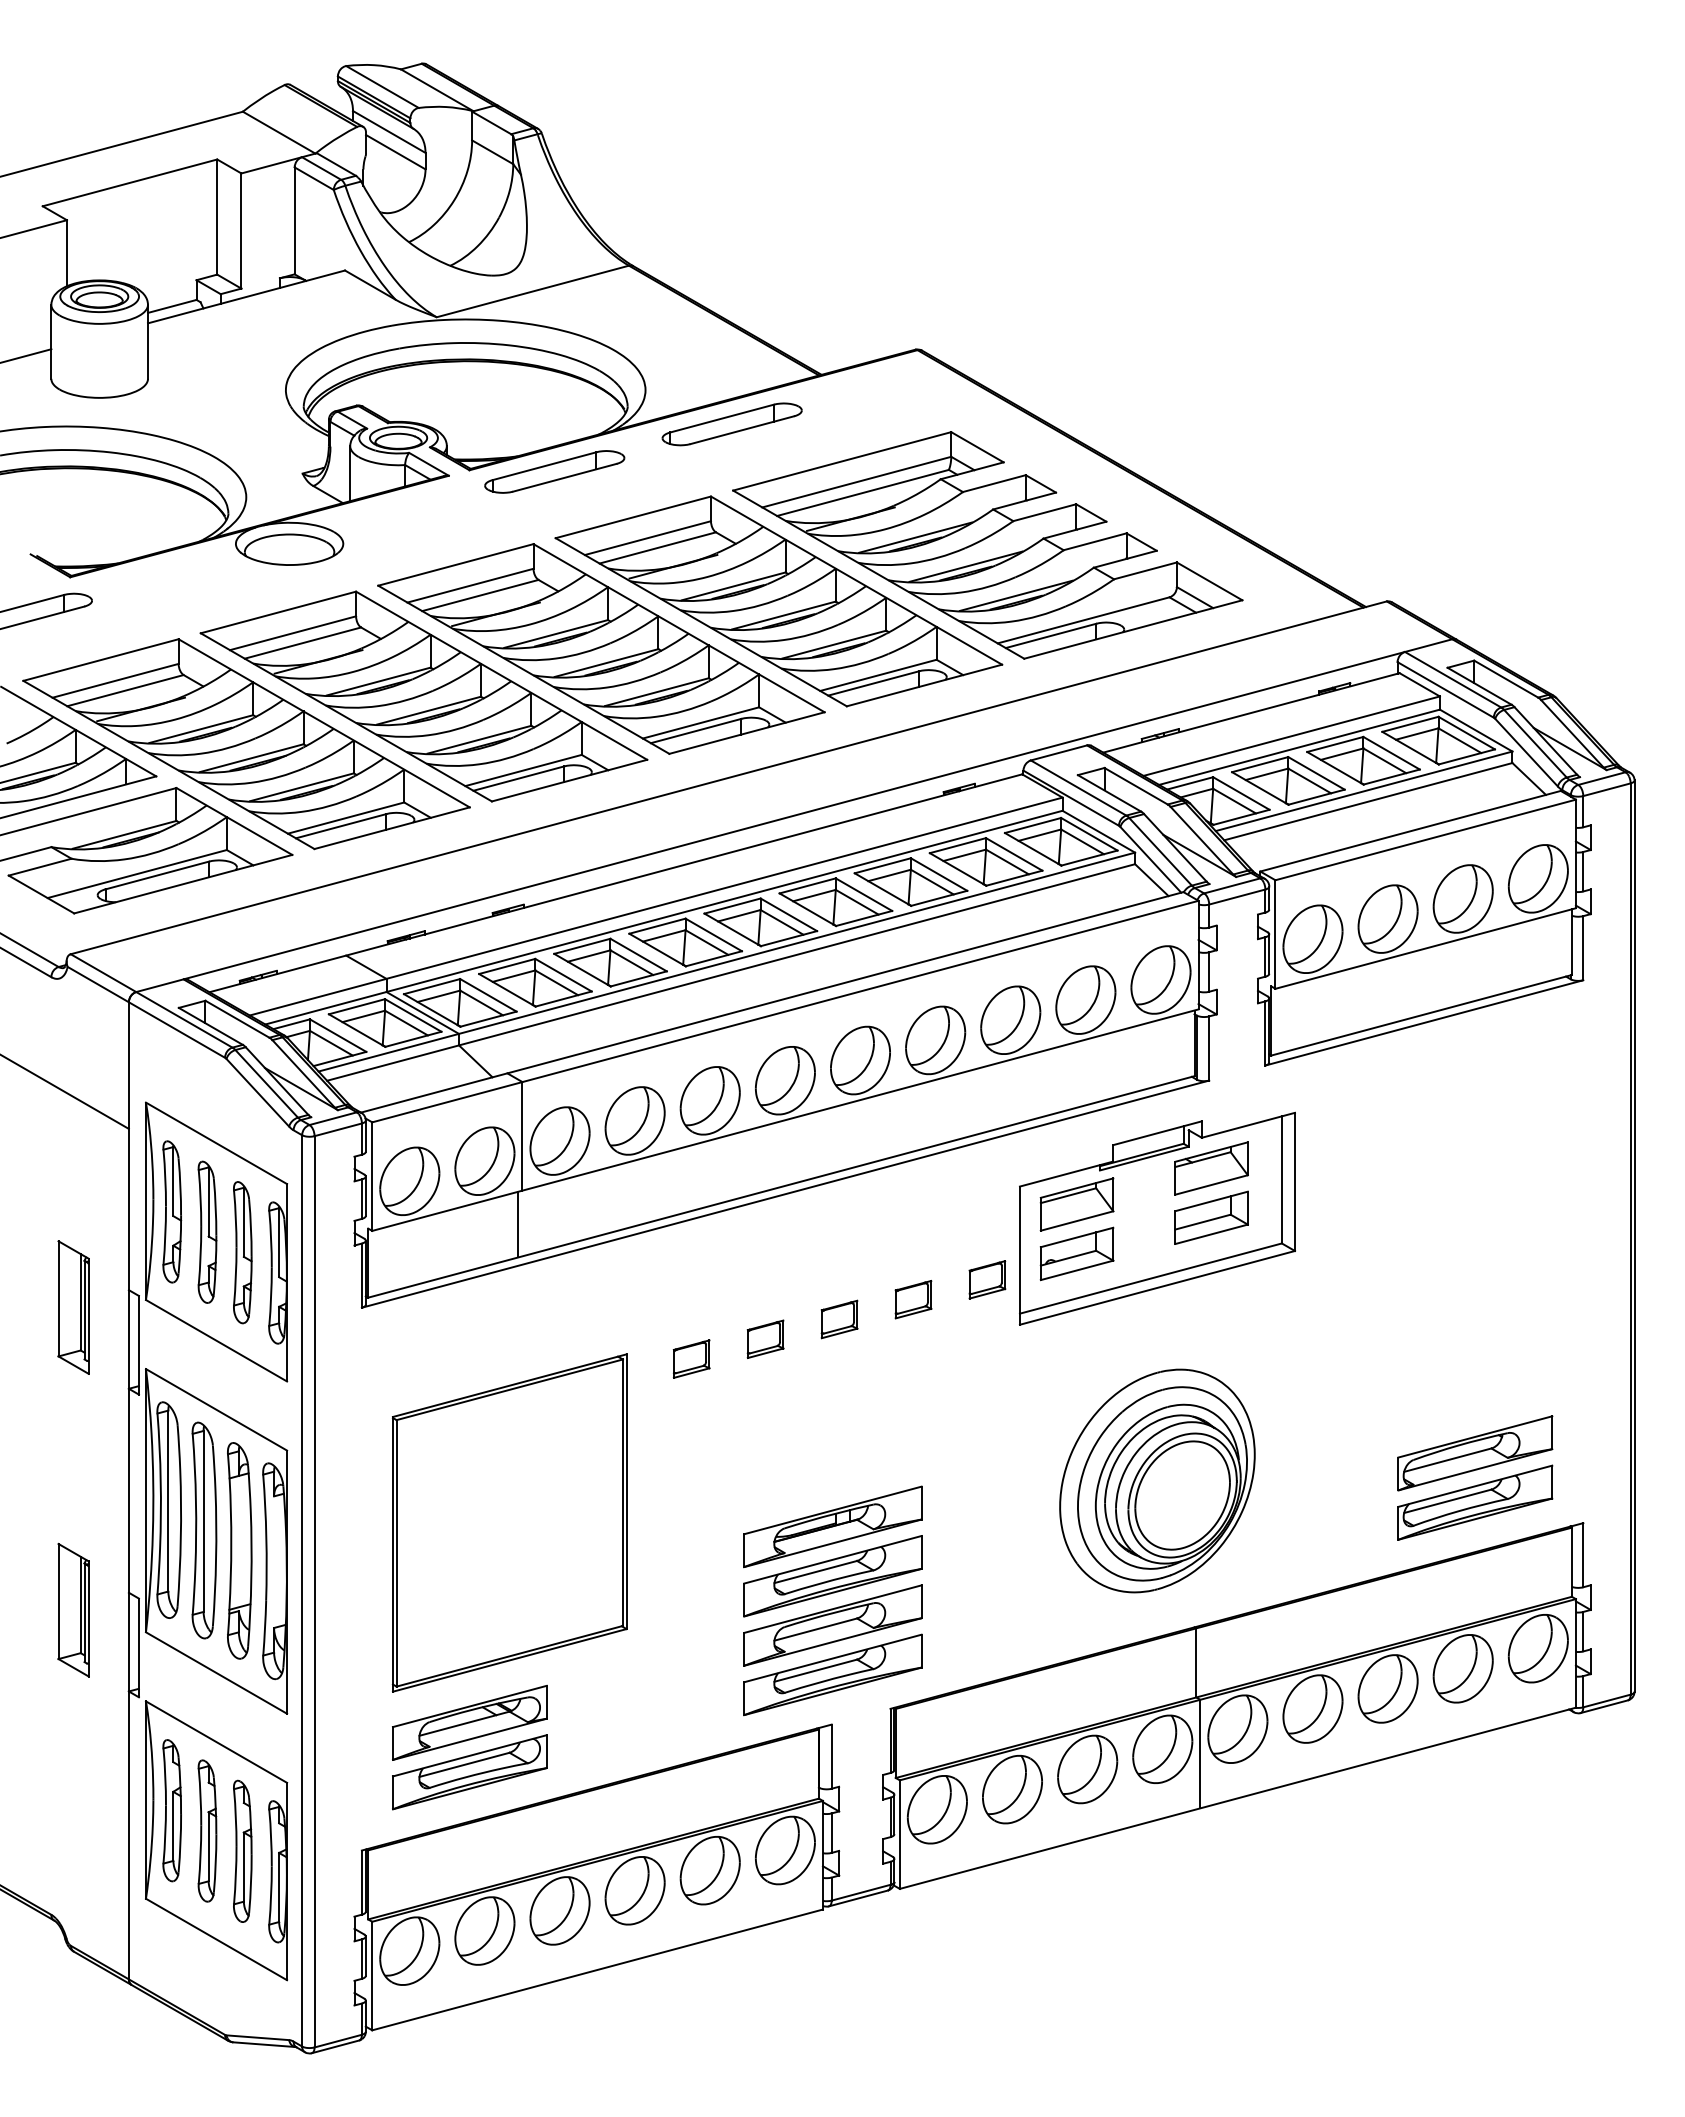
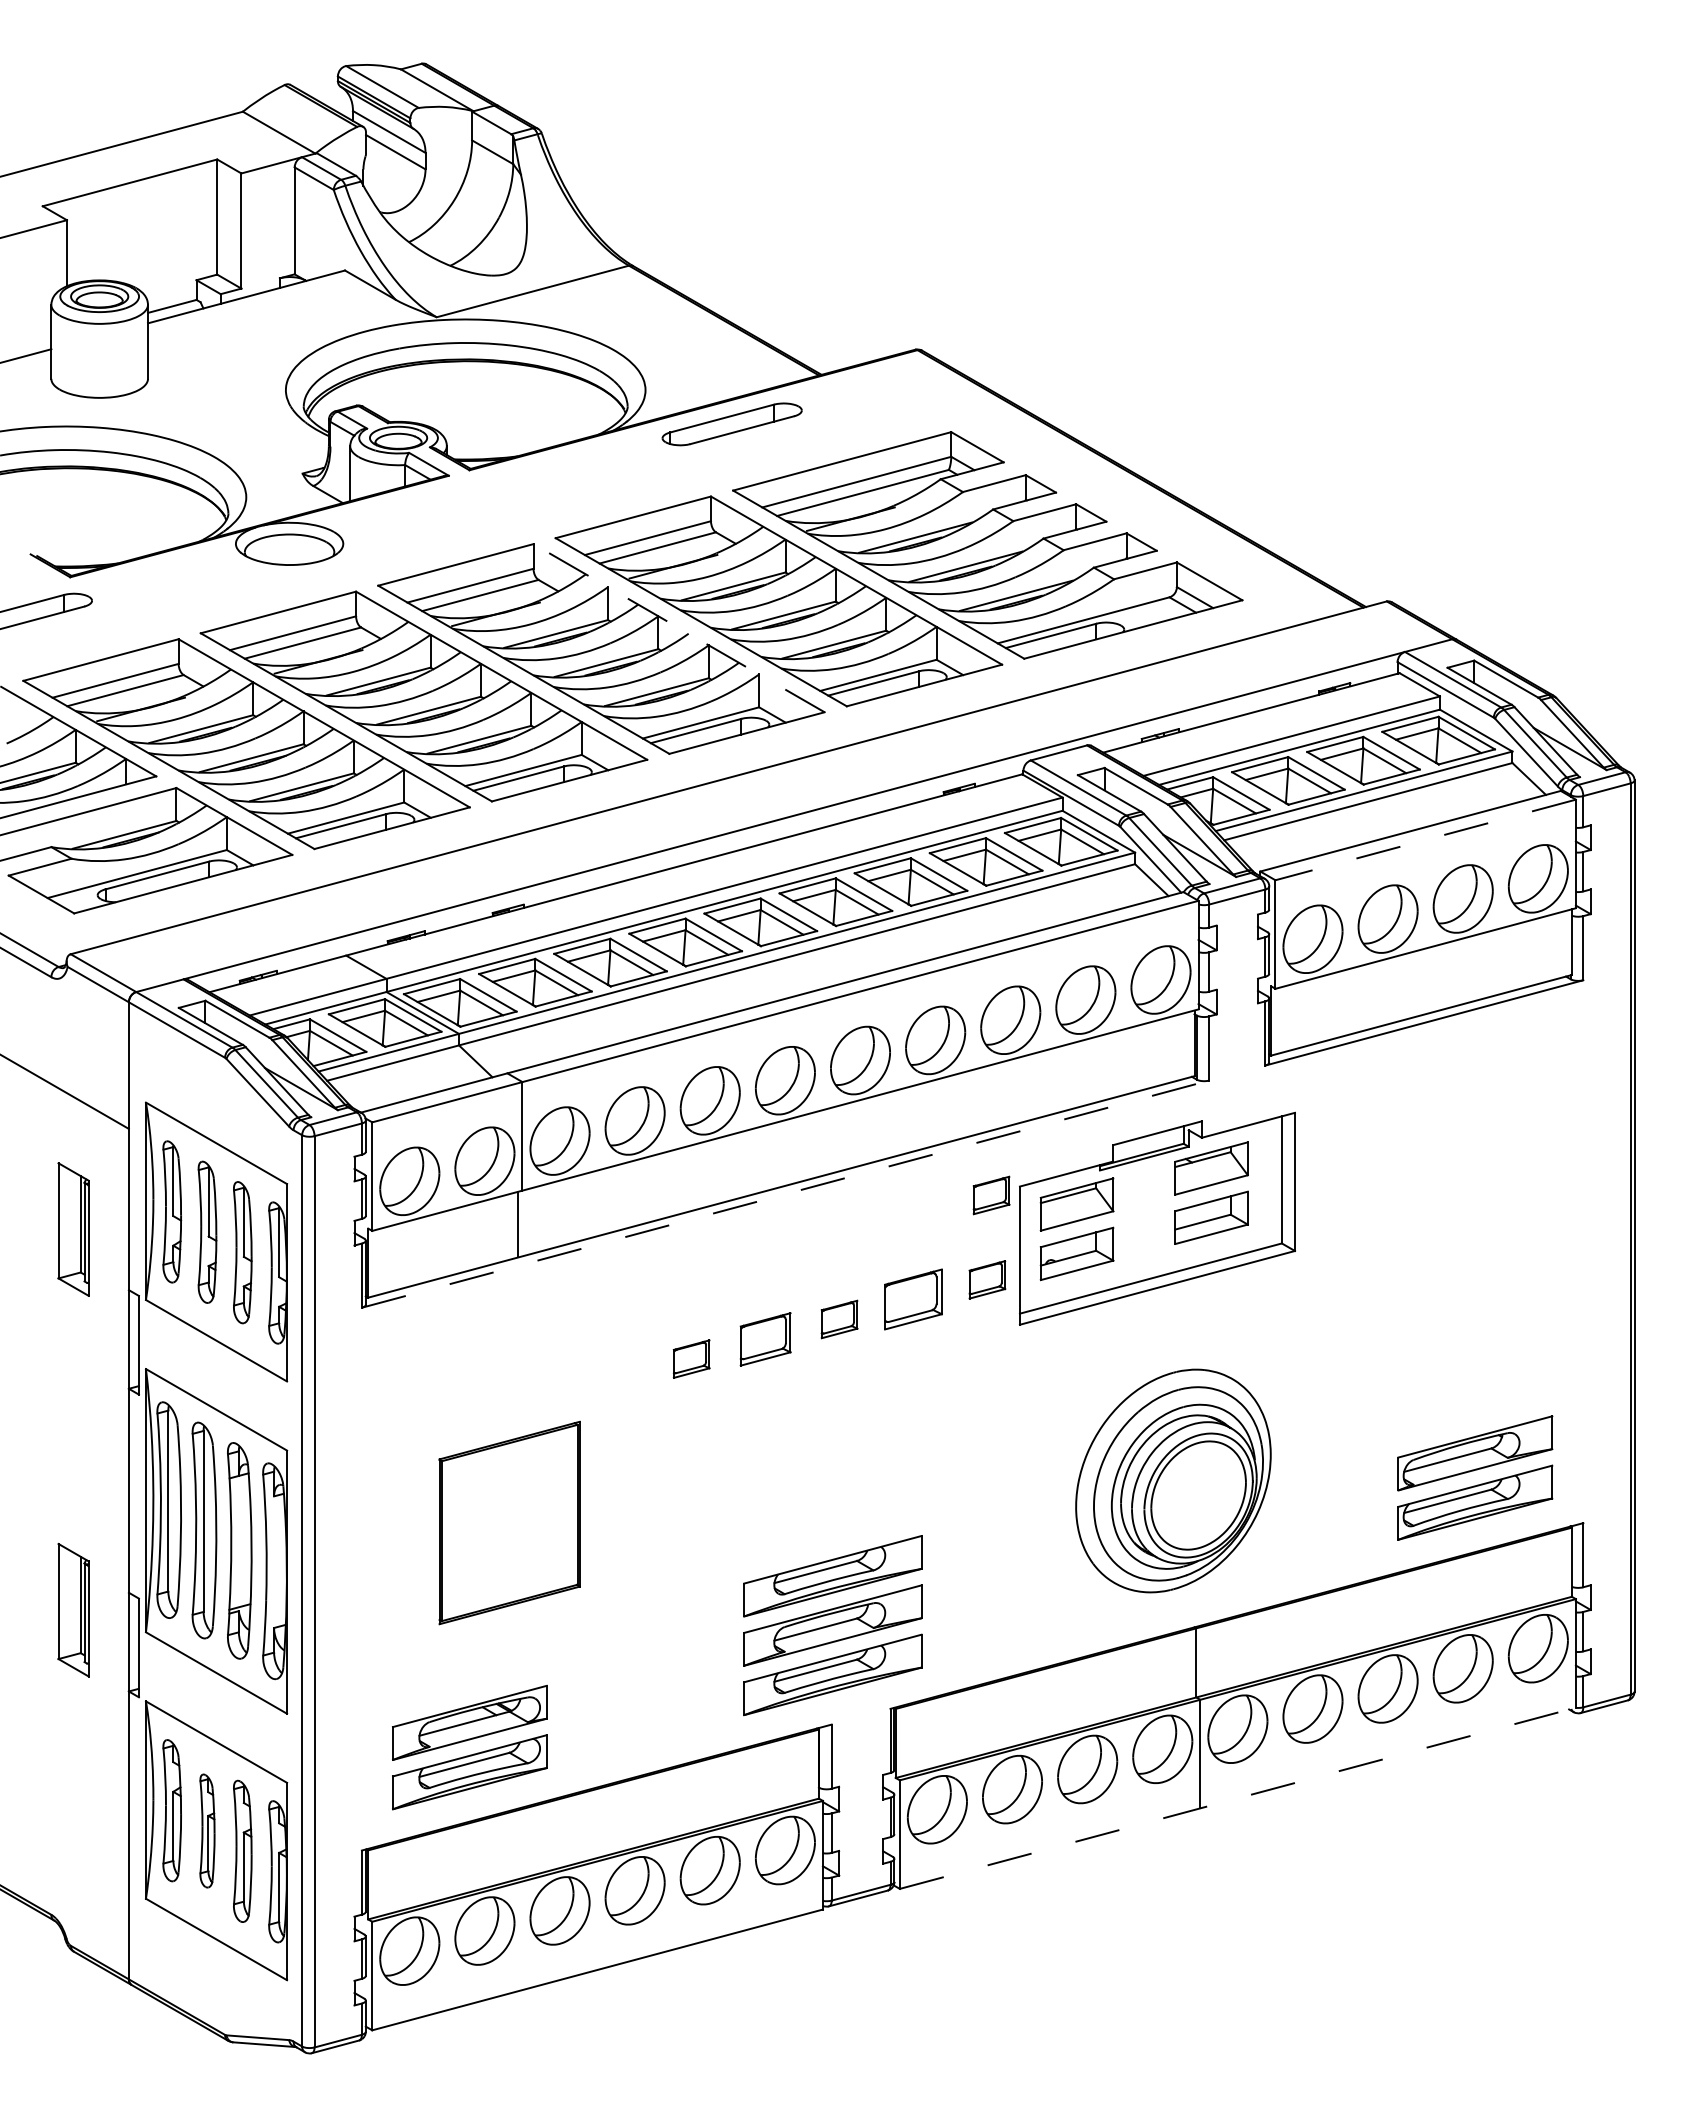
part: present -> none (554, 471)
line: solid -> dashed (678, 627)
line: solid -> dashed (1425, 839)
line: solid -> dashed (785, 1194)
part: none -> present (991, 1195)
part size: 39x40 px -> 59x63 px (913, 1299)
part position: (73, 1307) -> (73, 1229) (73, 1229)
part size: 39x40 px -> 53x55 px (765, 1339)
part position: (1157, 1480) -> (1173, 1480) (1173, 1480)
part size: 237x340 px -> 143x206 px (509, 1522)
part: present -> none (832, 1526)
line: solid -> dashed (1237, 1798)
part size: 21x144 px -> 17x116 px (207, 1830)
